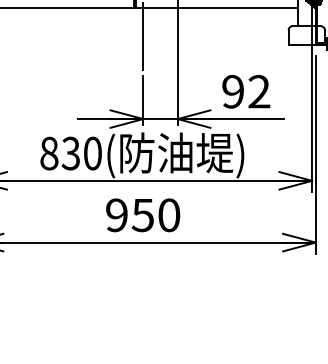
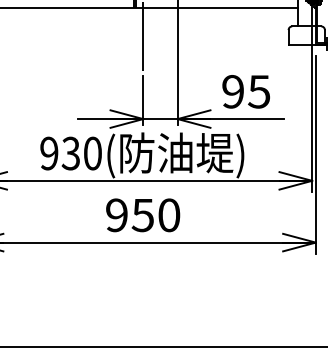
text: 92 -> 95 (259, 91)
text: 830( -> 930( (49, 153)
line: none -> present (163, 347)
